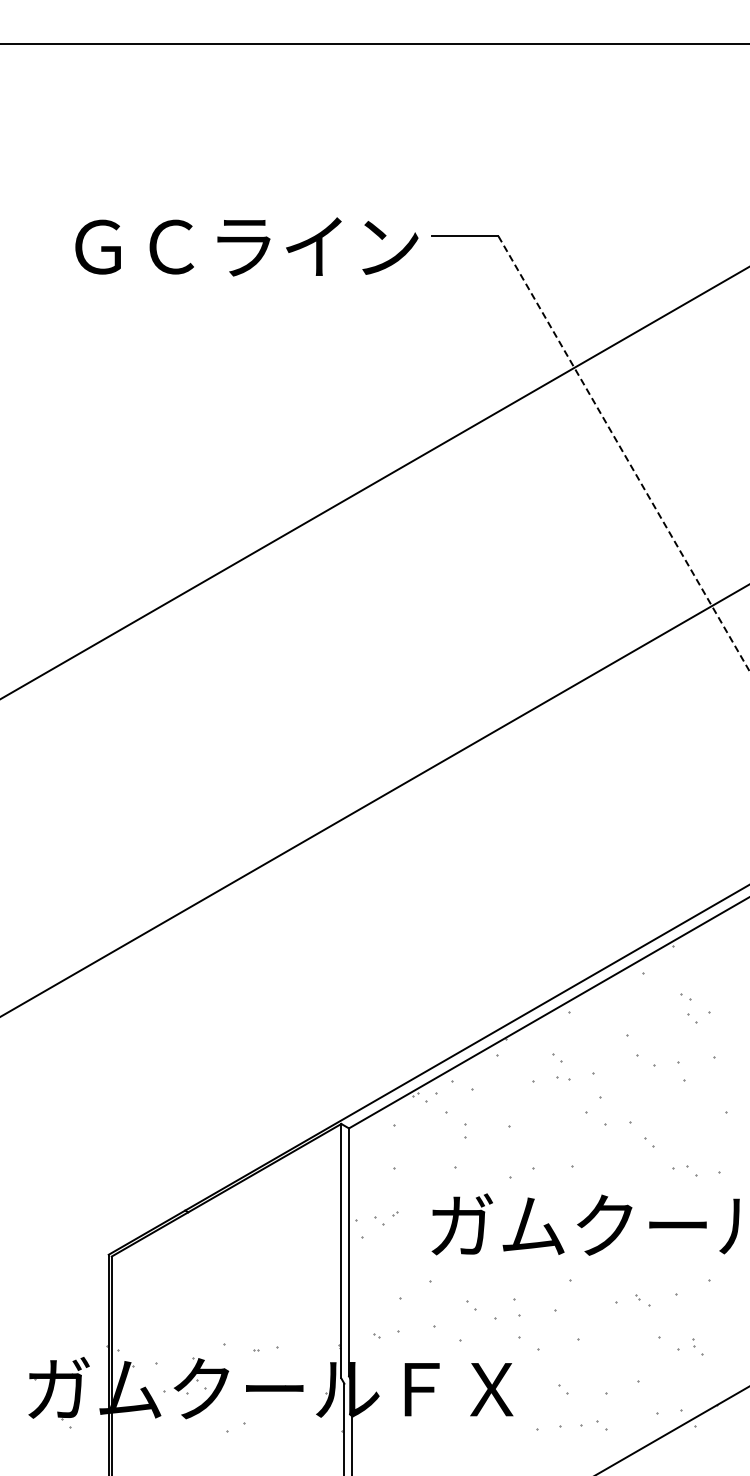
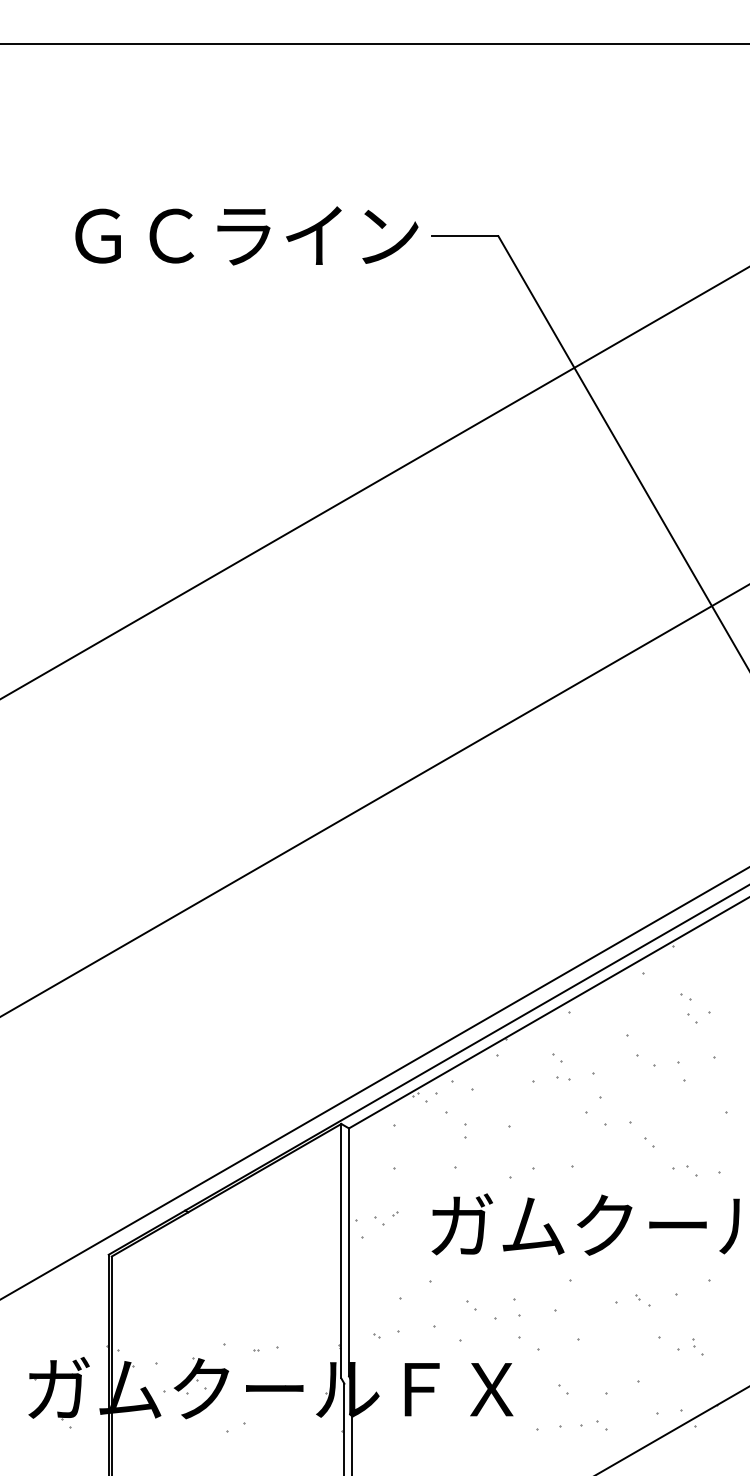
text position: (246, 246) -> (246, 235) (246, 235)
line: dashed -> solid (624, 454)
line: none -> present (374, 1083)
